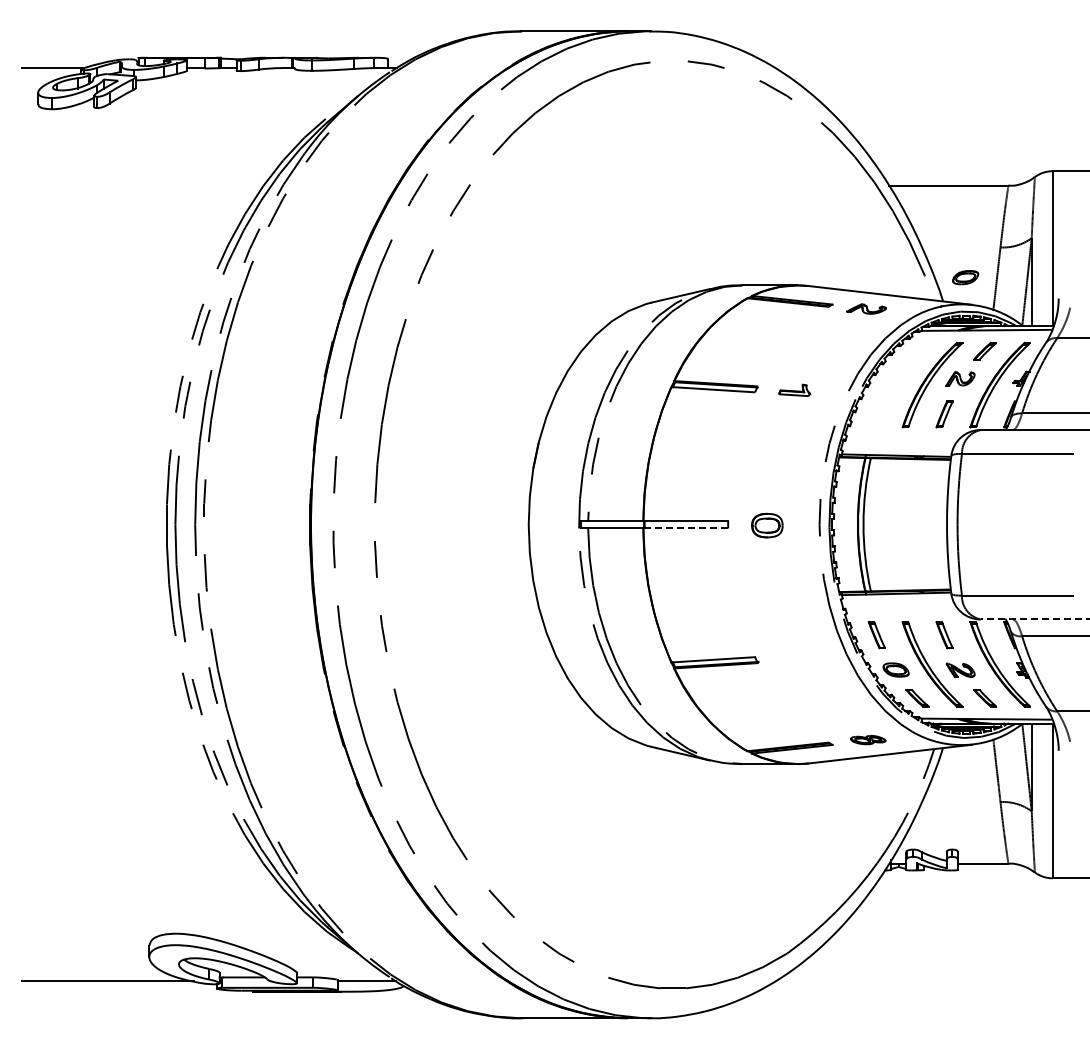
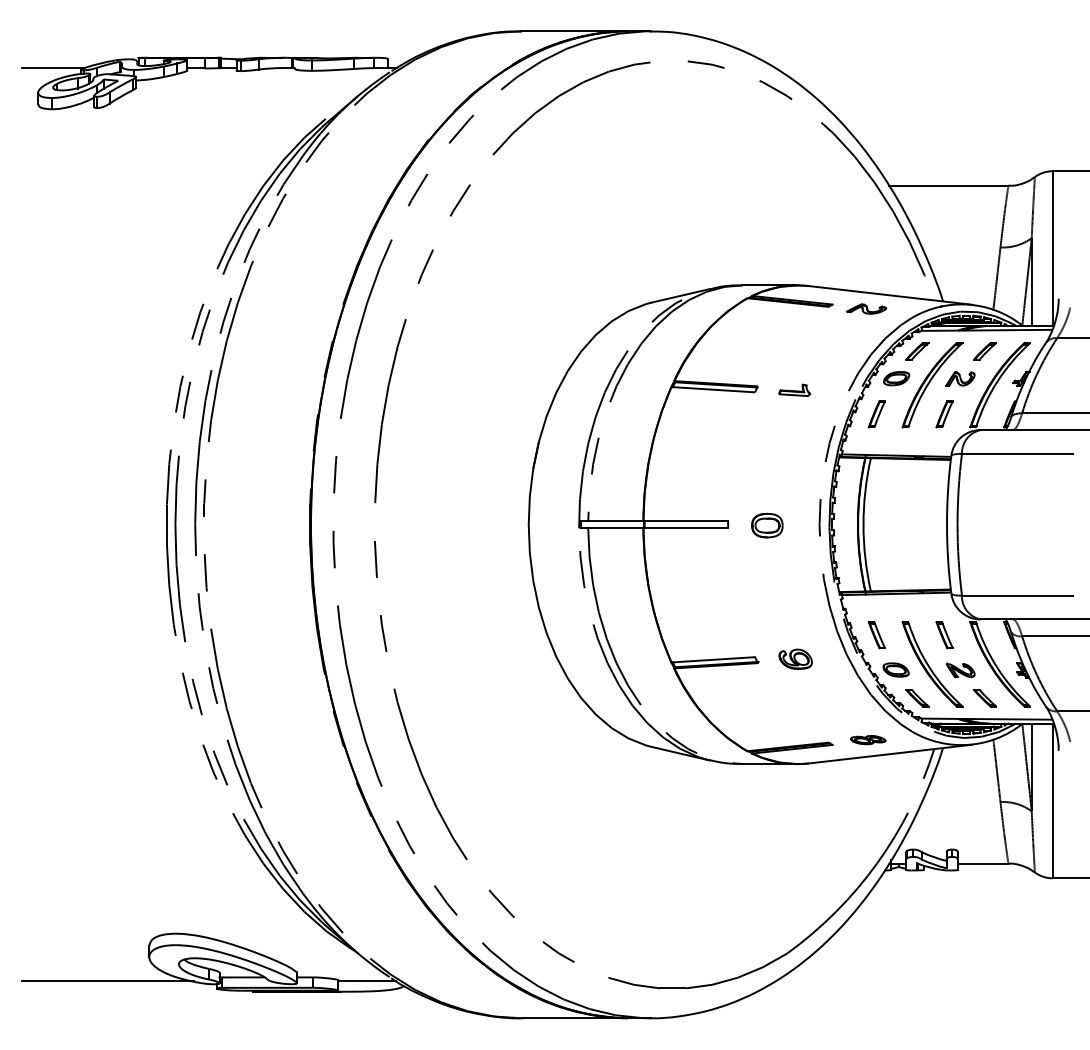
part position: (965, 277) -> (896, 378) (896, 378)
part: none -> present (917, 351)
part: none -> present (876, 414)
line: dashed -> solid (685, 528)
line: dashed -> solid (1035, 619)
part: none -> present (795, 658)
